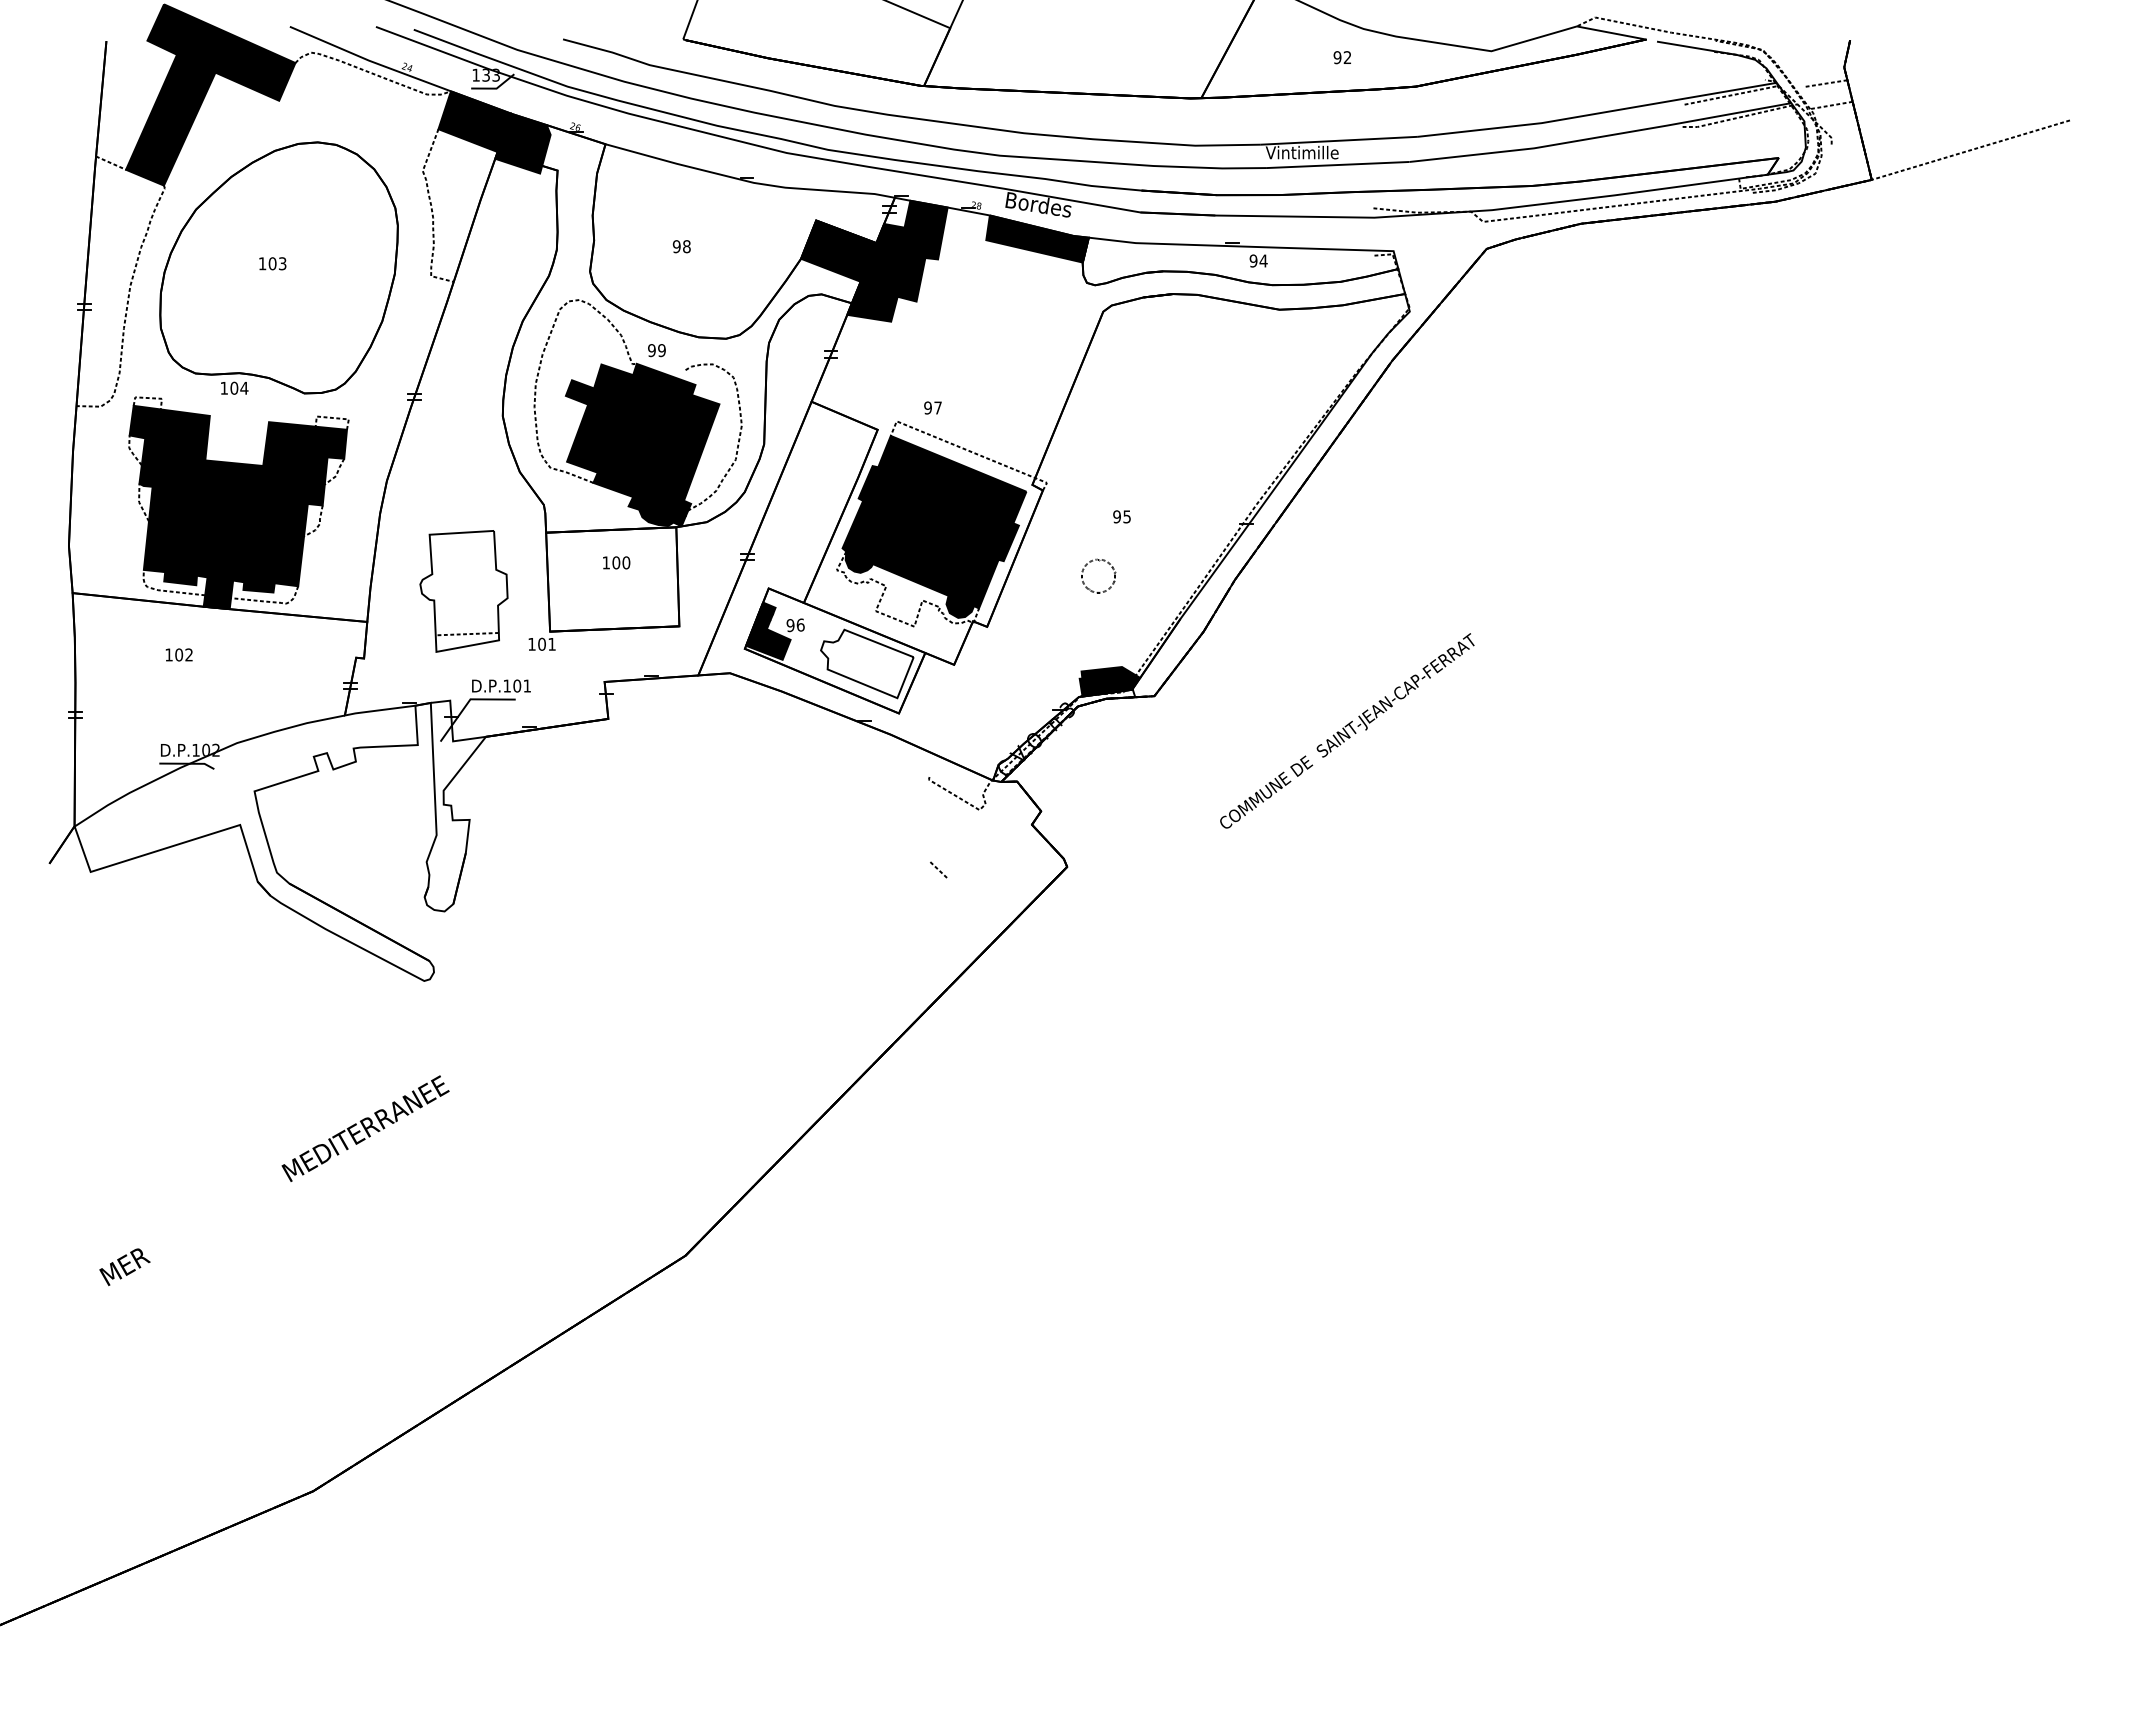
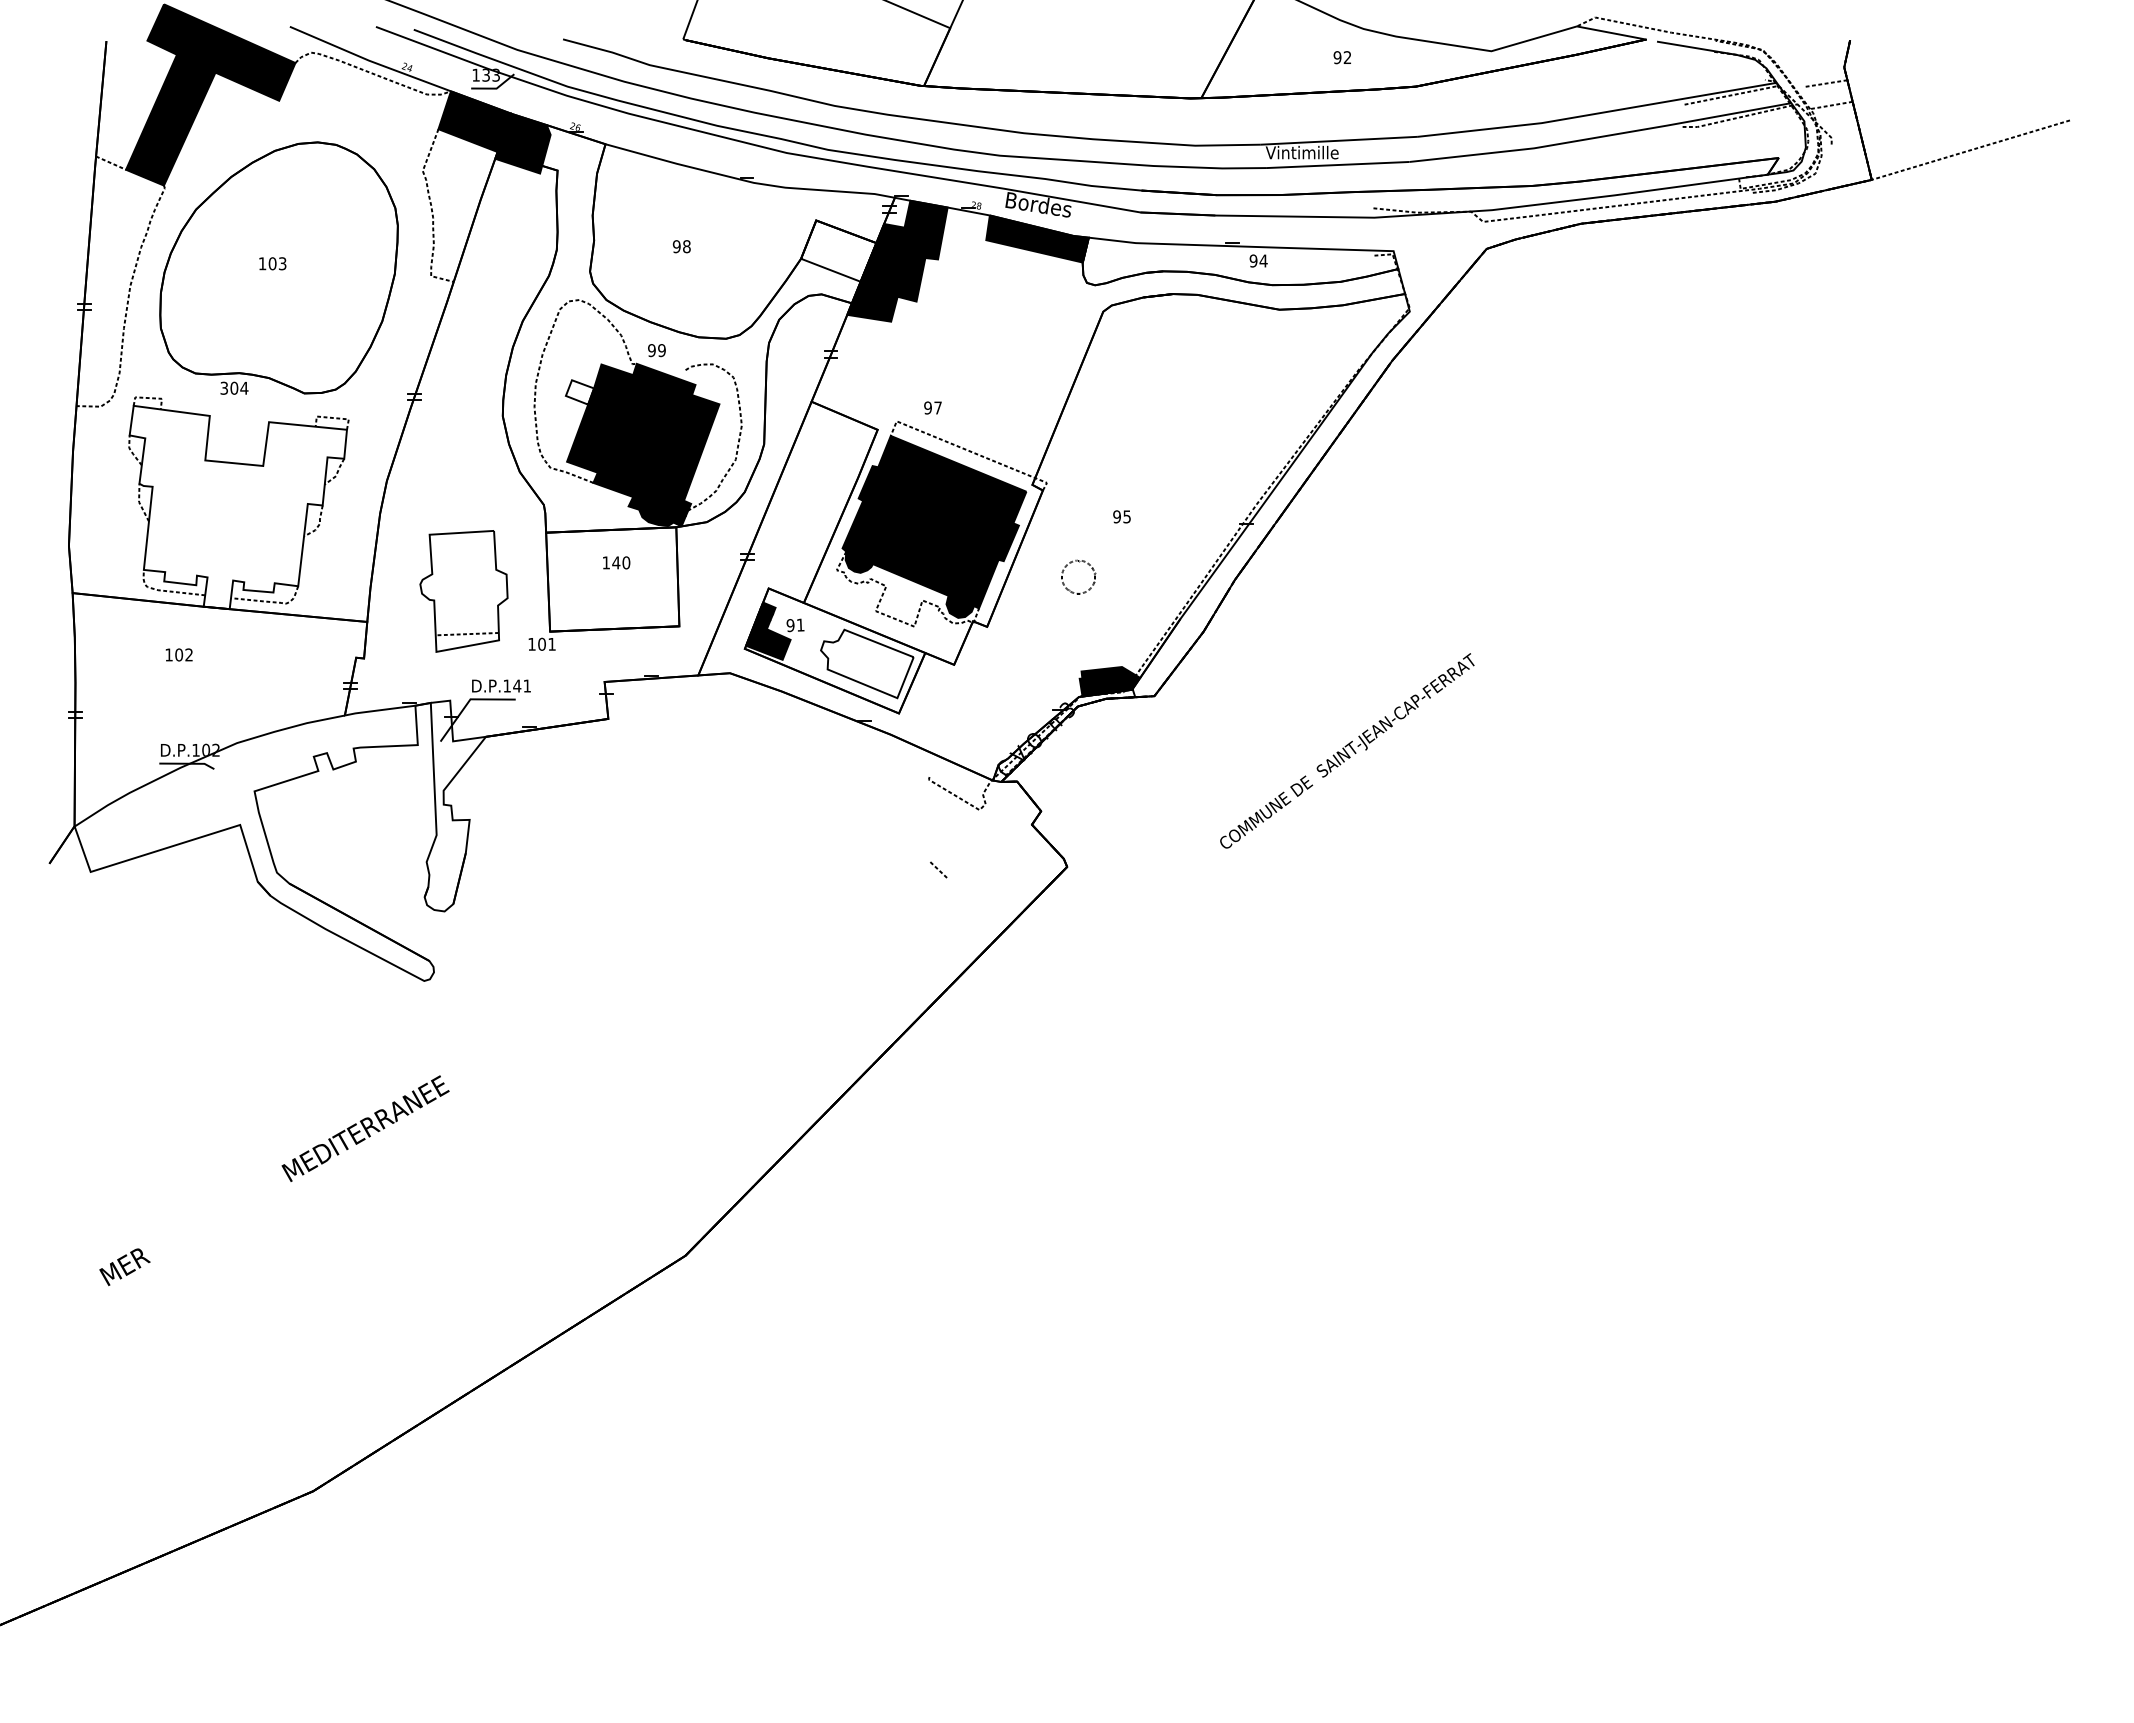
fill: present -> none (838, 250)
text: 104 -> 304 (223, 387)
fill: present -> none (579, 392)
fill: present -> none (238, 507)
part position: (1099, 561) -> (1079, 562) (1079, 562)
text: 100 -> 140 (616, 562)
text: 96 -> 91 (800, 624)
text: D.P.101 -> D.P.141 (517, 685)
text position: (1347, 730) -> (1347, 750) (1347, 750)
